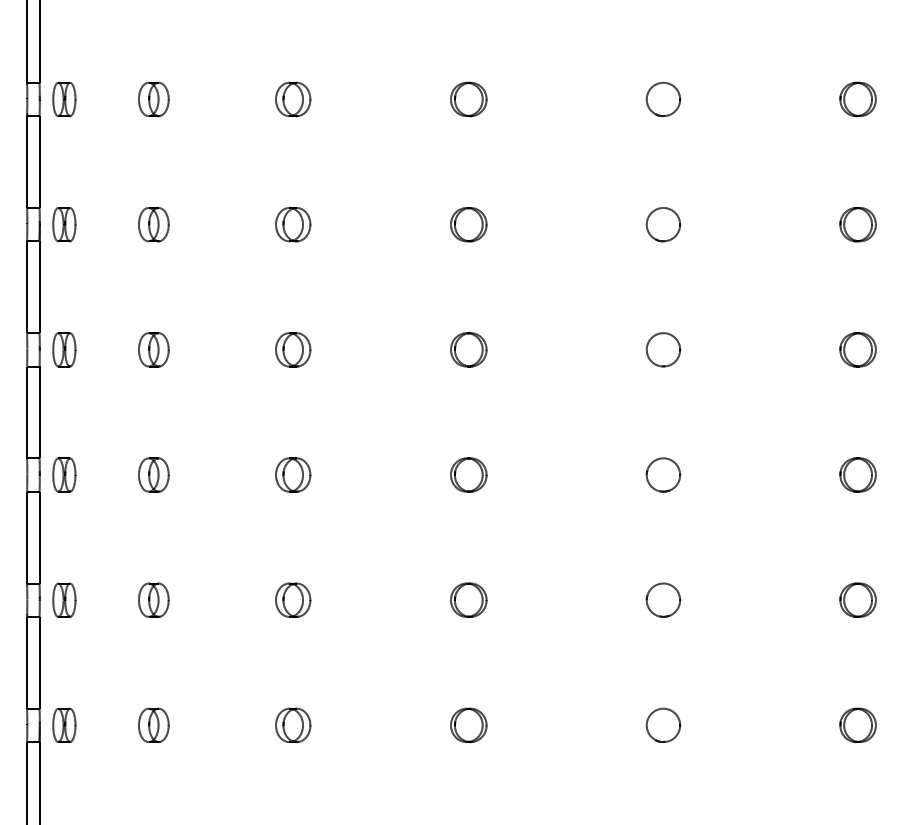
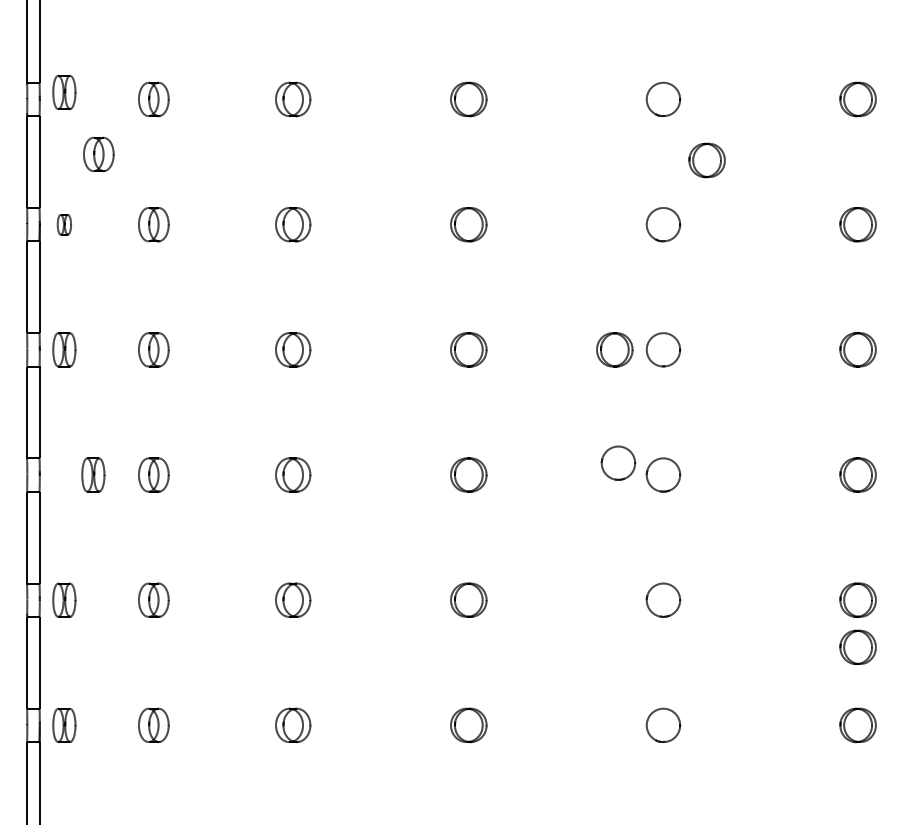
part position: (64, 99) -> (64, 92) (64, 92)
part: none -> present (98, 154)
part: none -> present (706, 160)
part size: 25x36 px -> 16x22 px (63, 224)
part: none -> present (614, 349)
part: none -> present (618, 462)
part position: (64, 474) -> (93, 474) (93, 474)
part: none -> present (857, 647)
